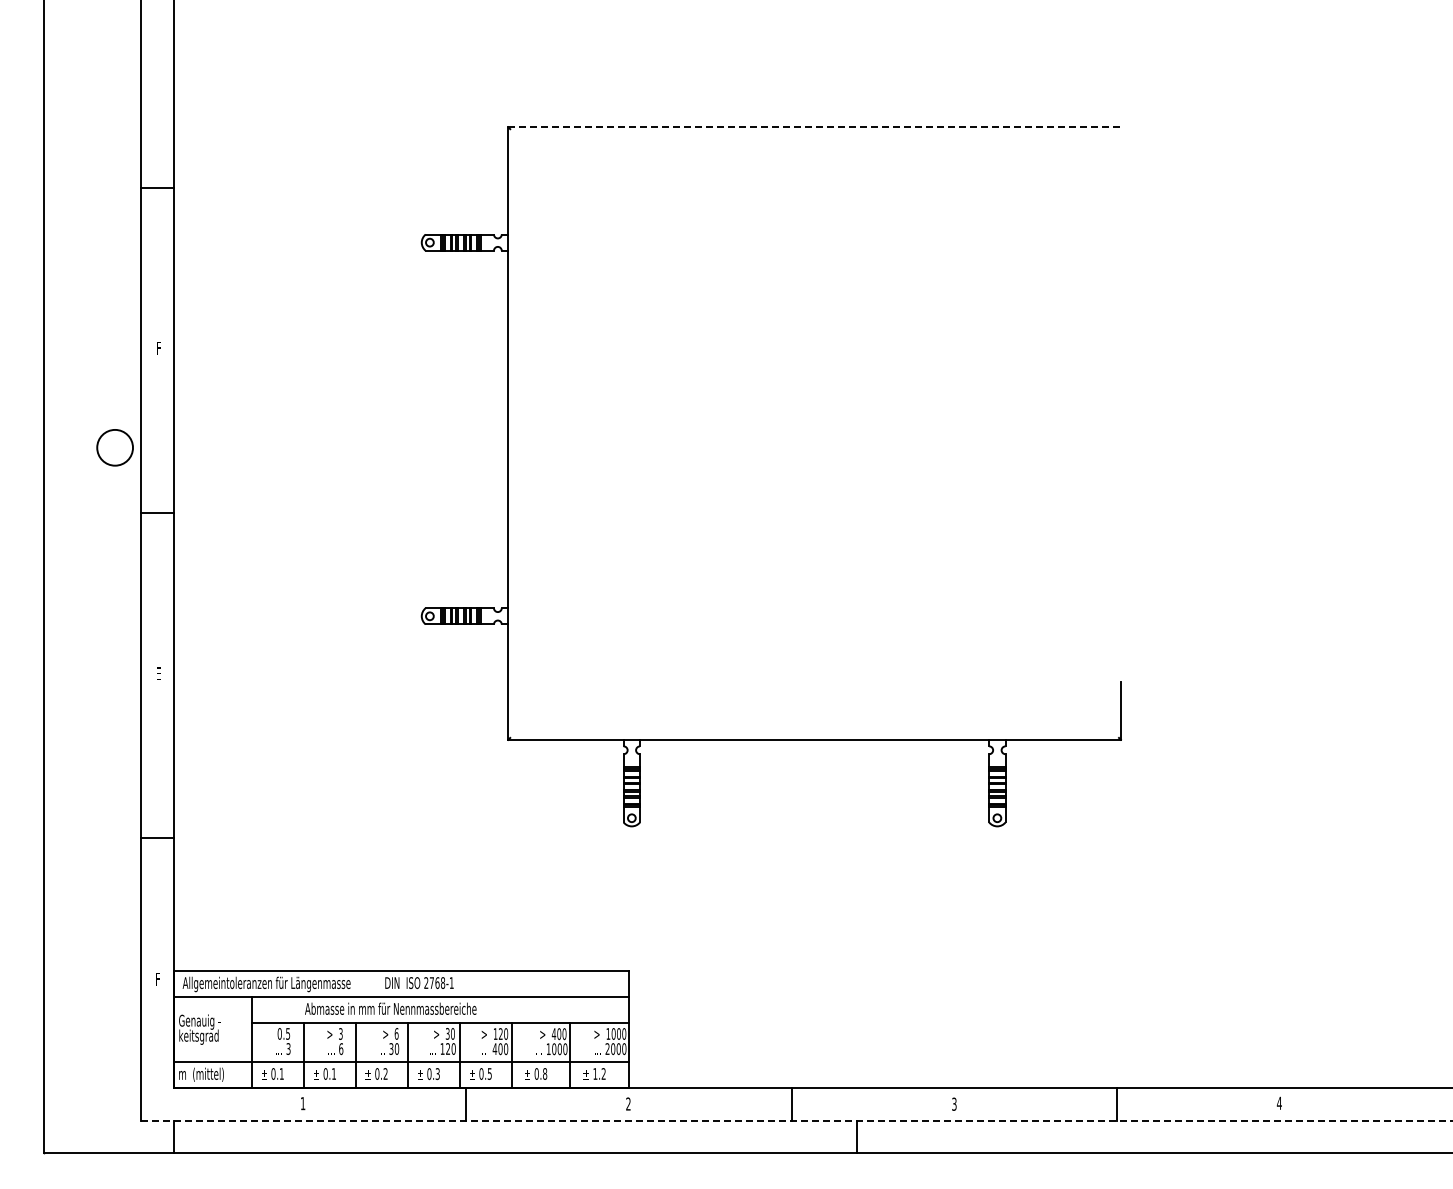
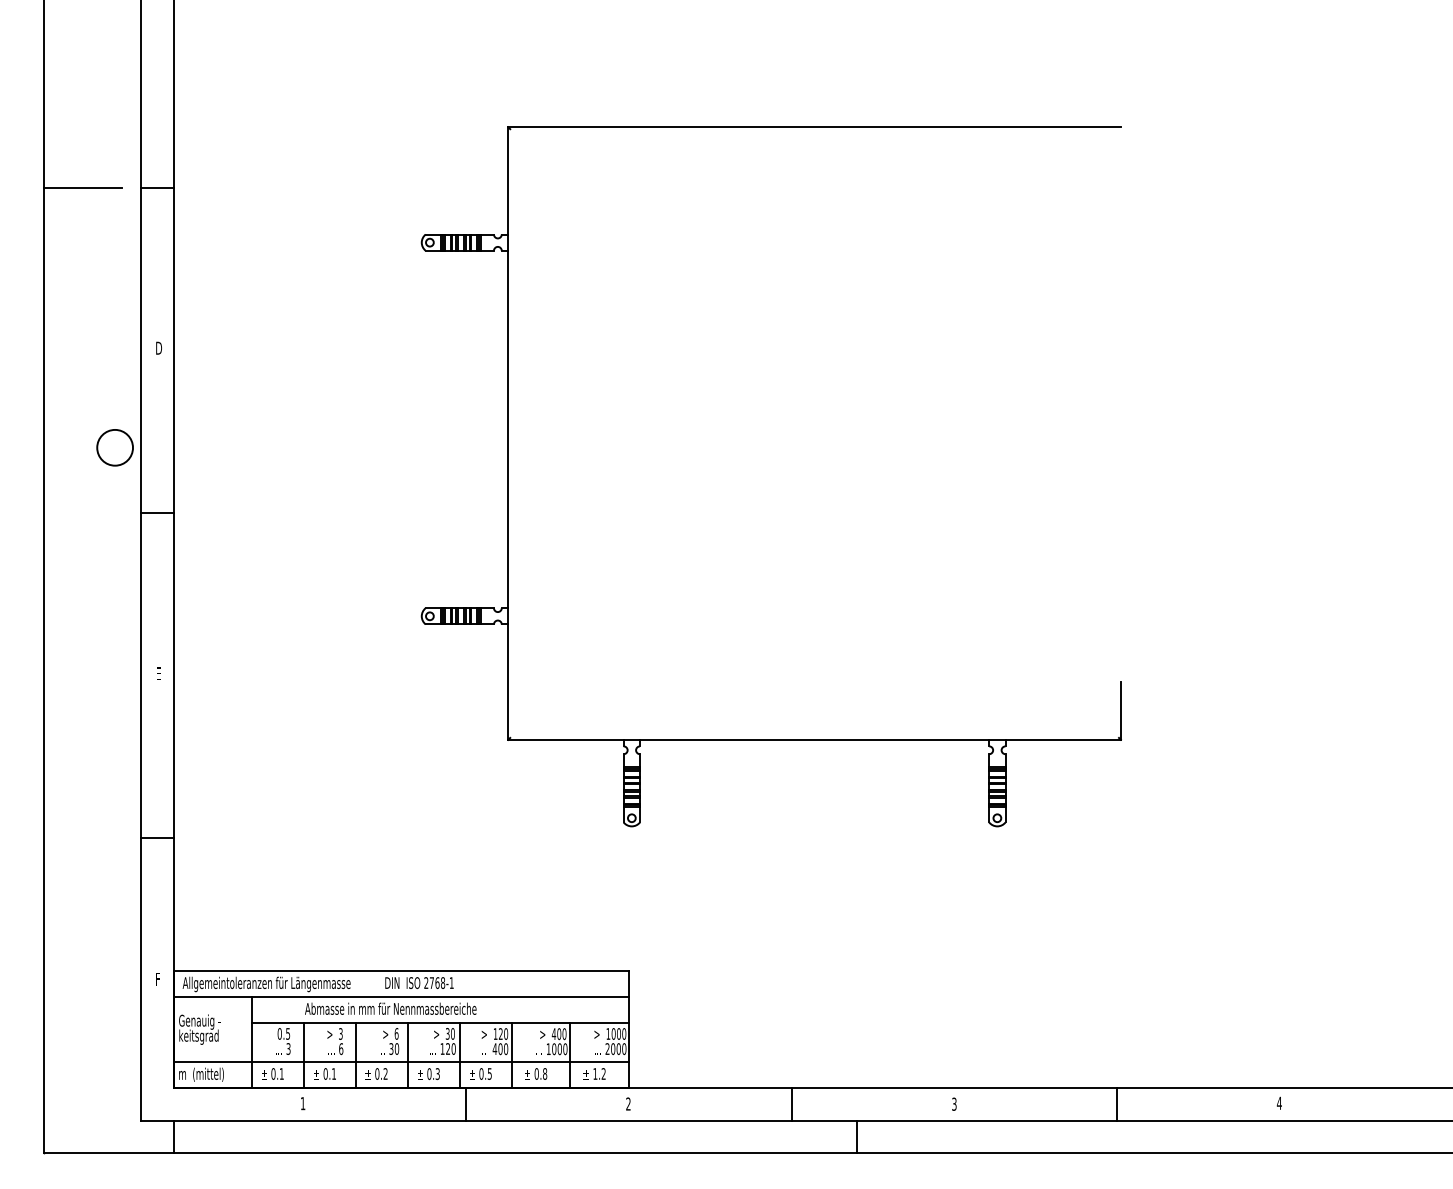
line: dashed -> solid (815, 127)
line: none -> present (82, 187)
text: F -> D (158, 347)
line: dashed -> solid (797, 1120)
